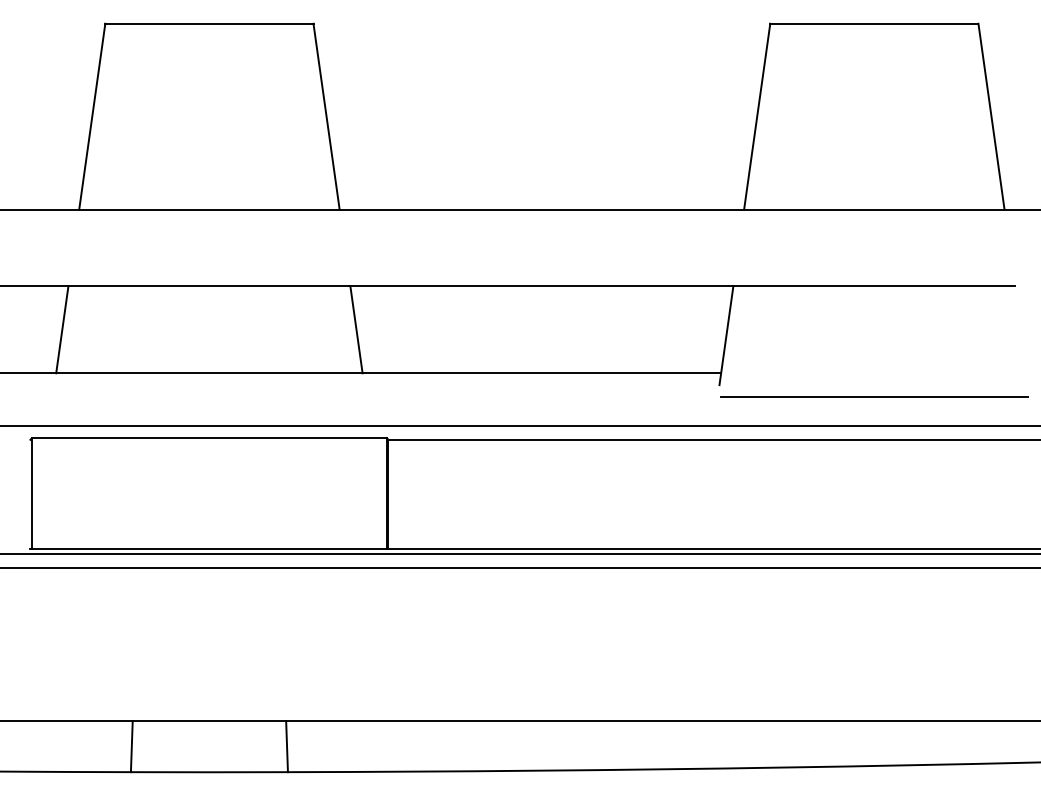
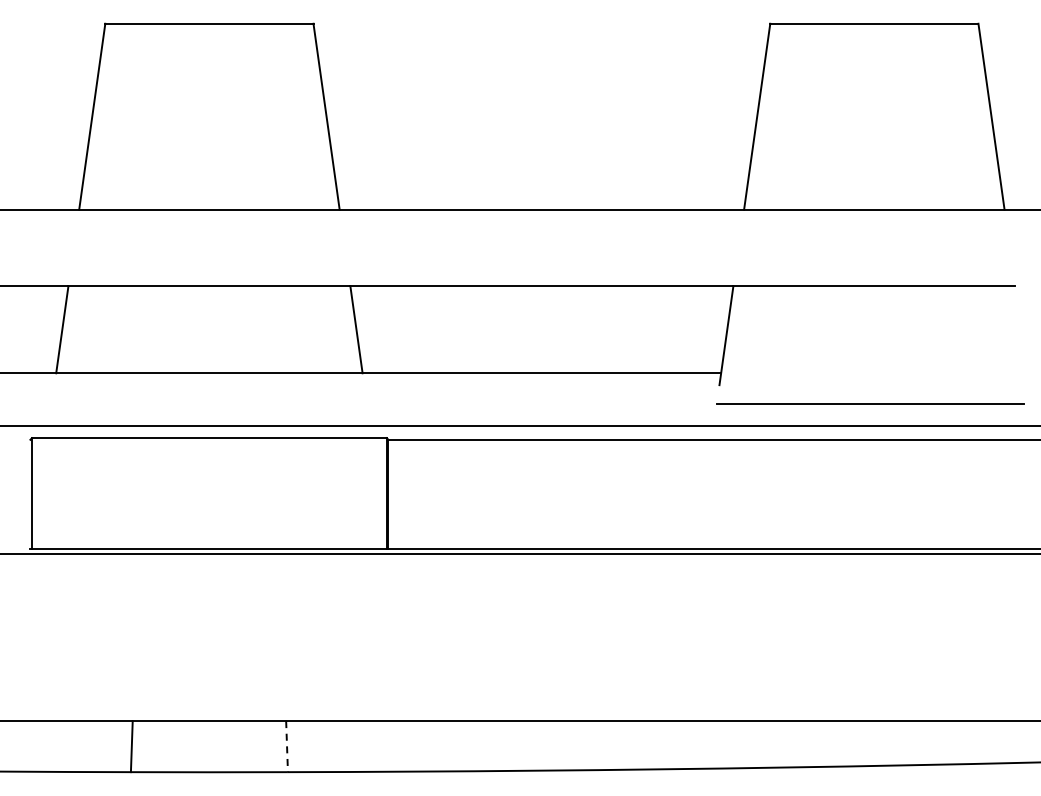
line position: (874, 396) -> (870, 403) (870, 403)
line: present -> none (519, 567)
line: solid -> dashed (287, 746)
